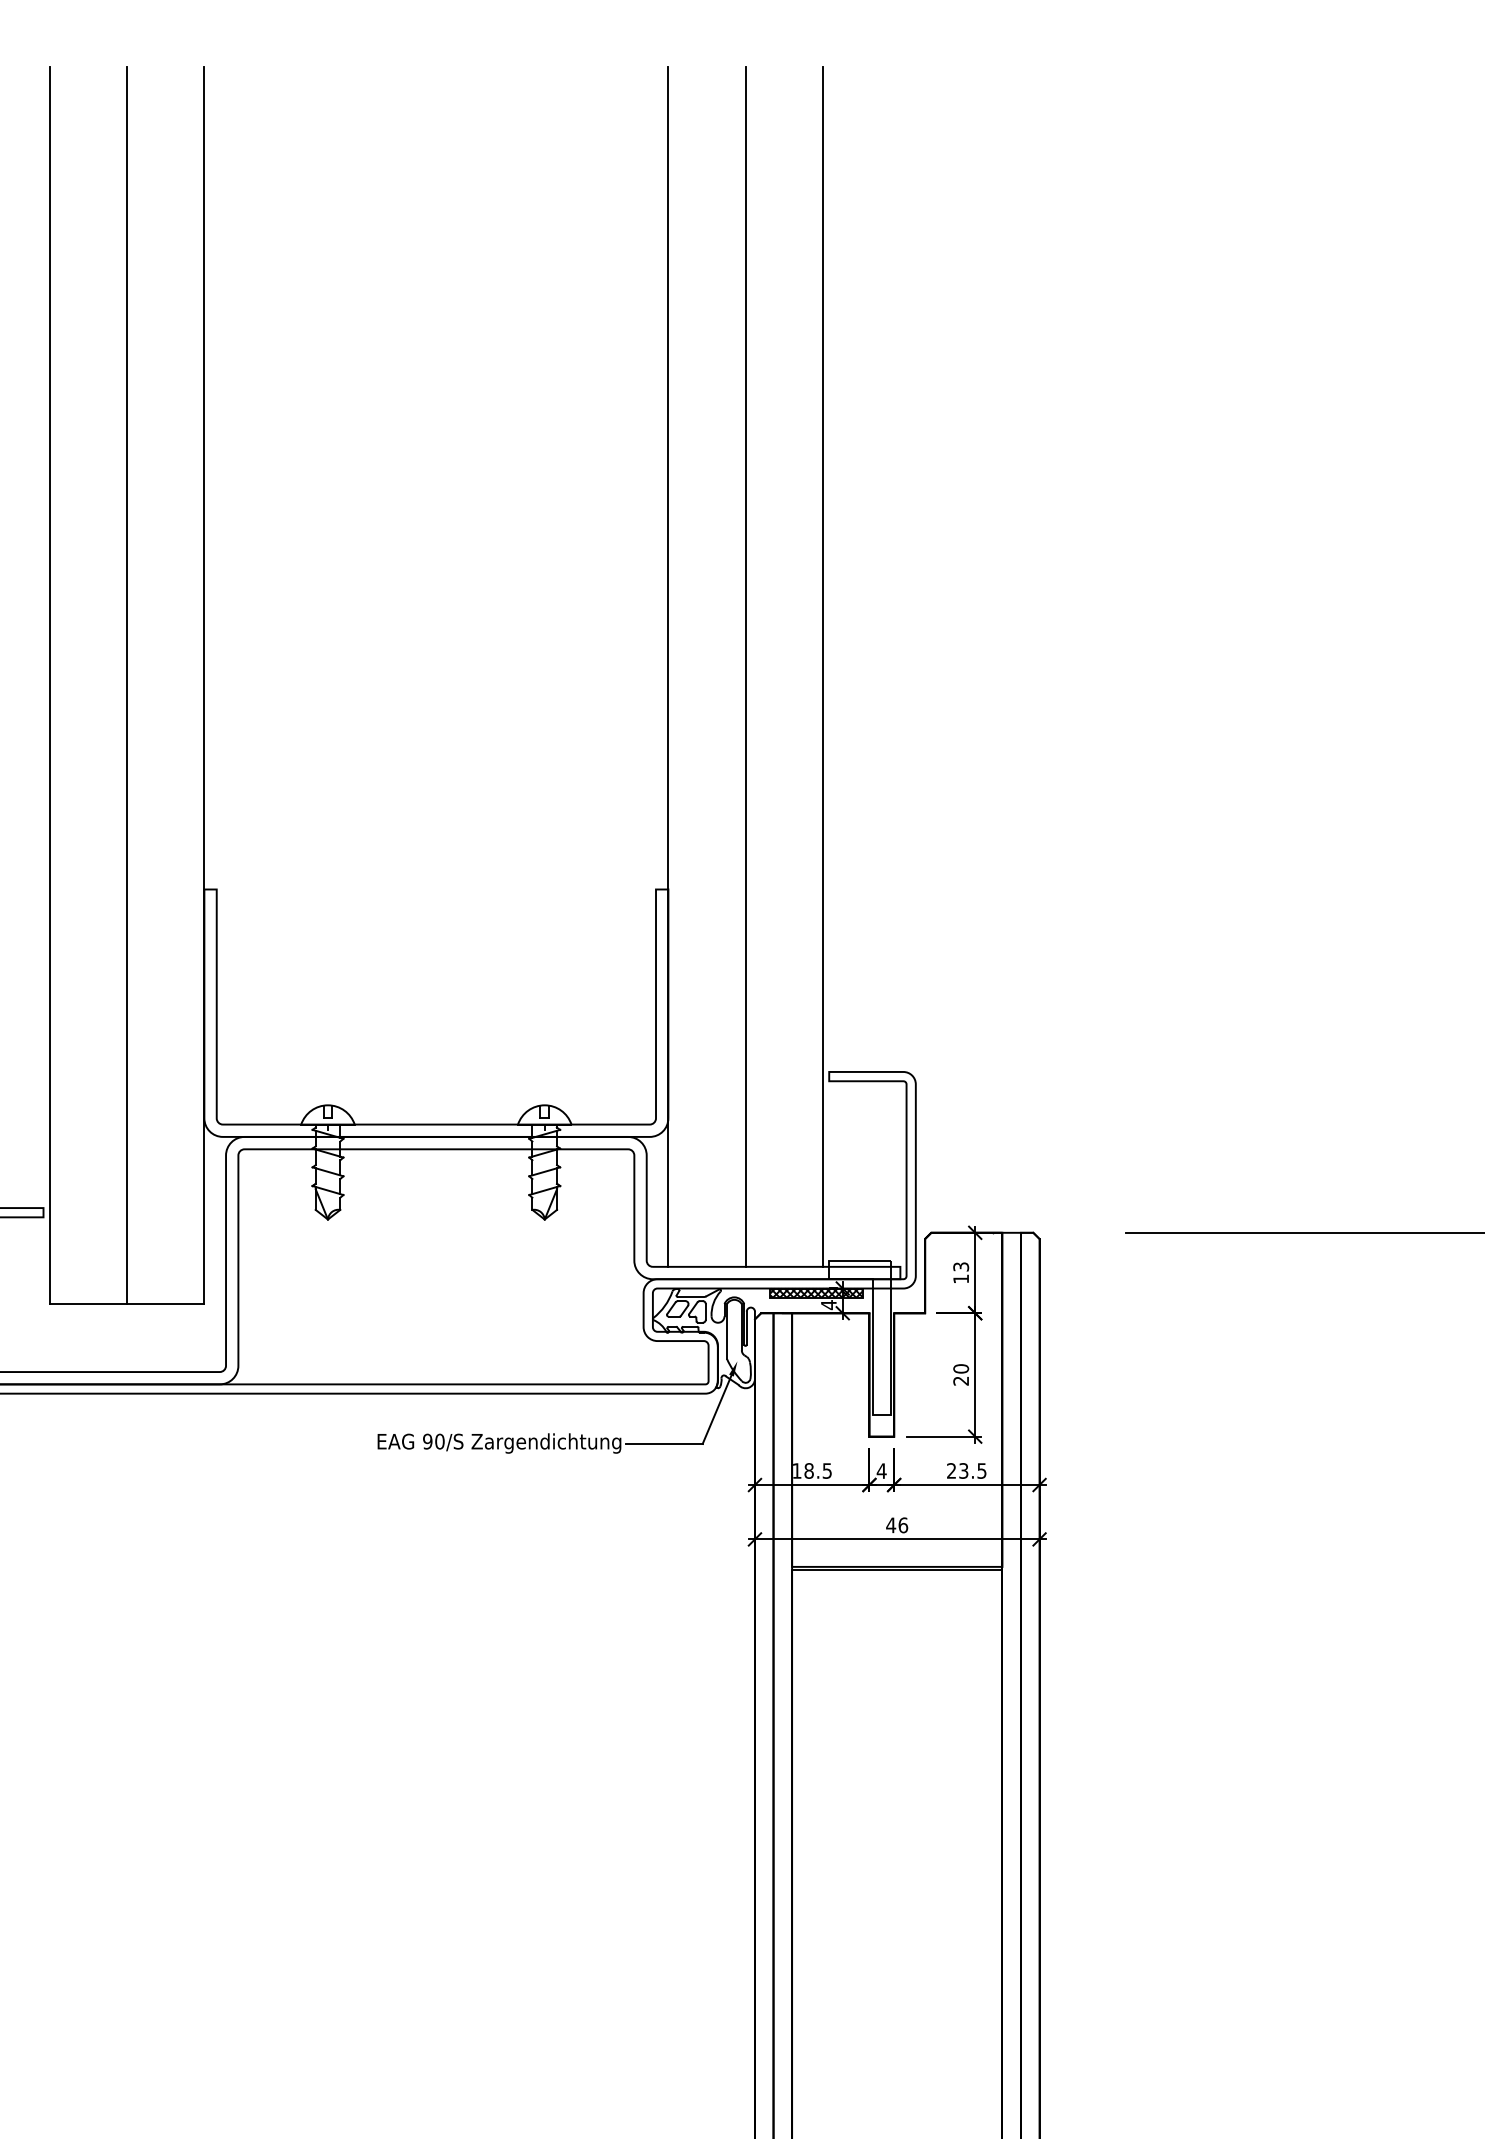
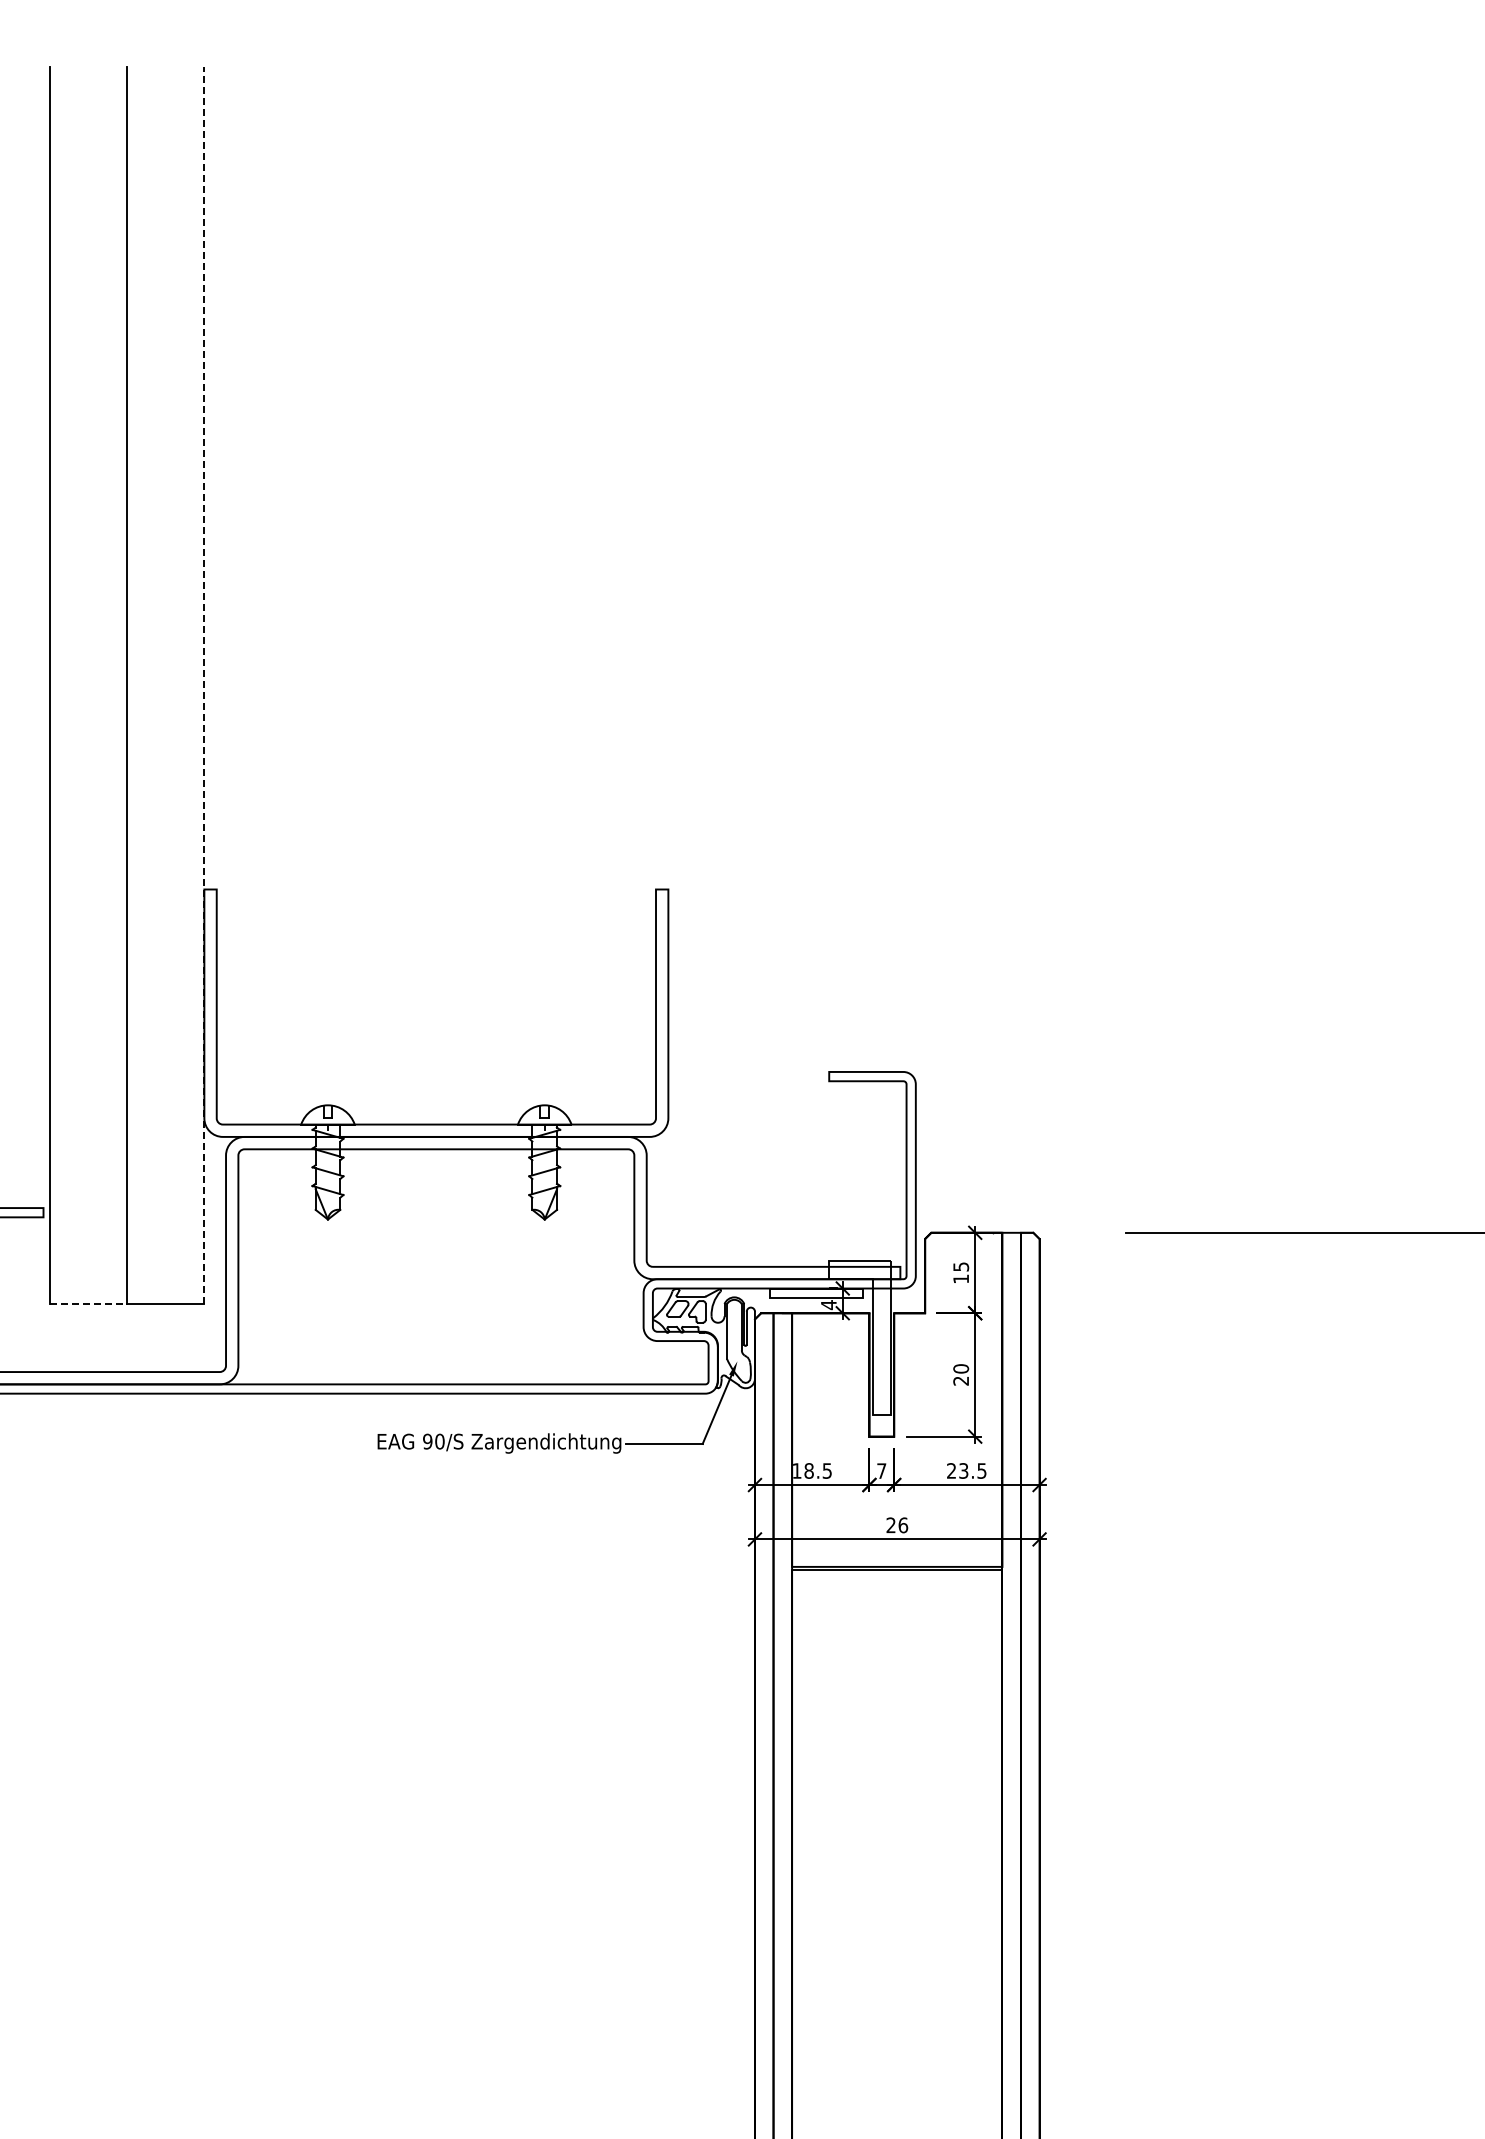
line: present -> none (668, 666)
line: present -> none (745, 666)
line: present -> none (823, 666)
line: solid -> dashed (204, 685)
text: 13 -> 15 (960, 1266)
hatch: present -> none (816, 1292)
line: solid -> dashed (88, 1303)
text: 4 -> 7 (881, 1470)
text: 46 -> 26 (891, 1525)
